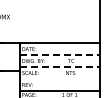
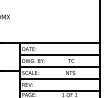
line: dashed -> solid (59, 55)
line: dashed -> solid (59, 67)
line: none -> present (59, 79)
